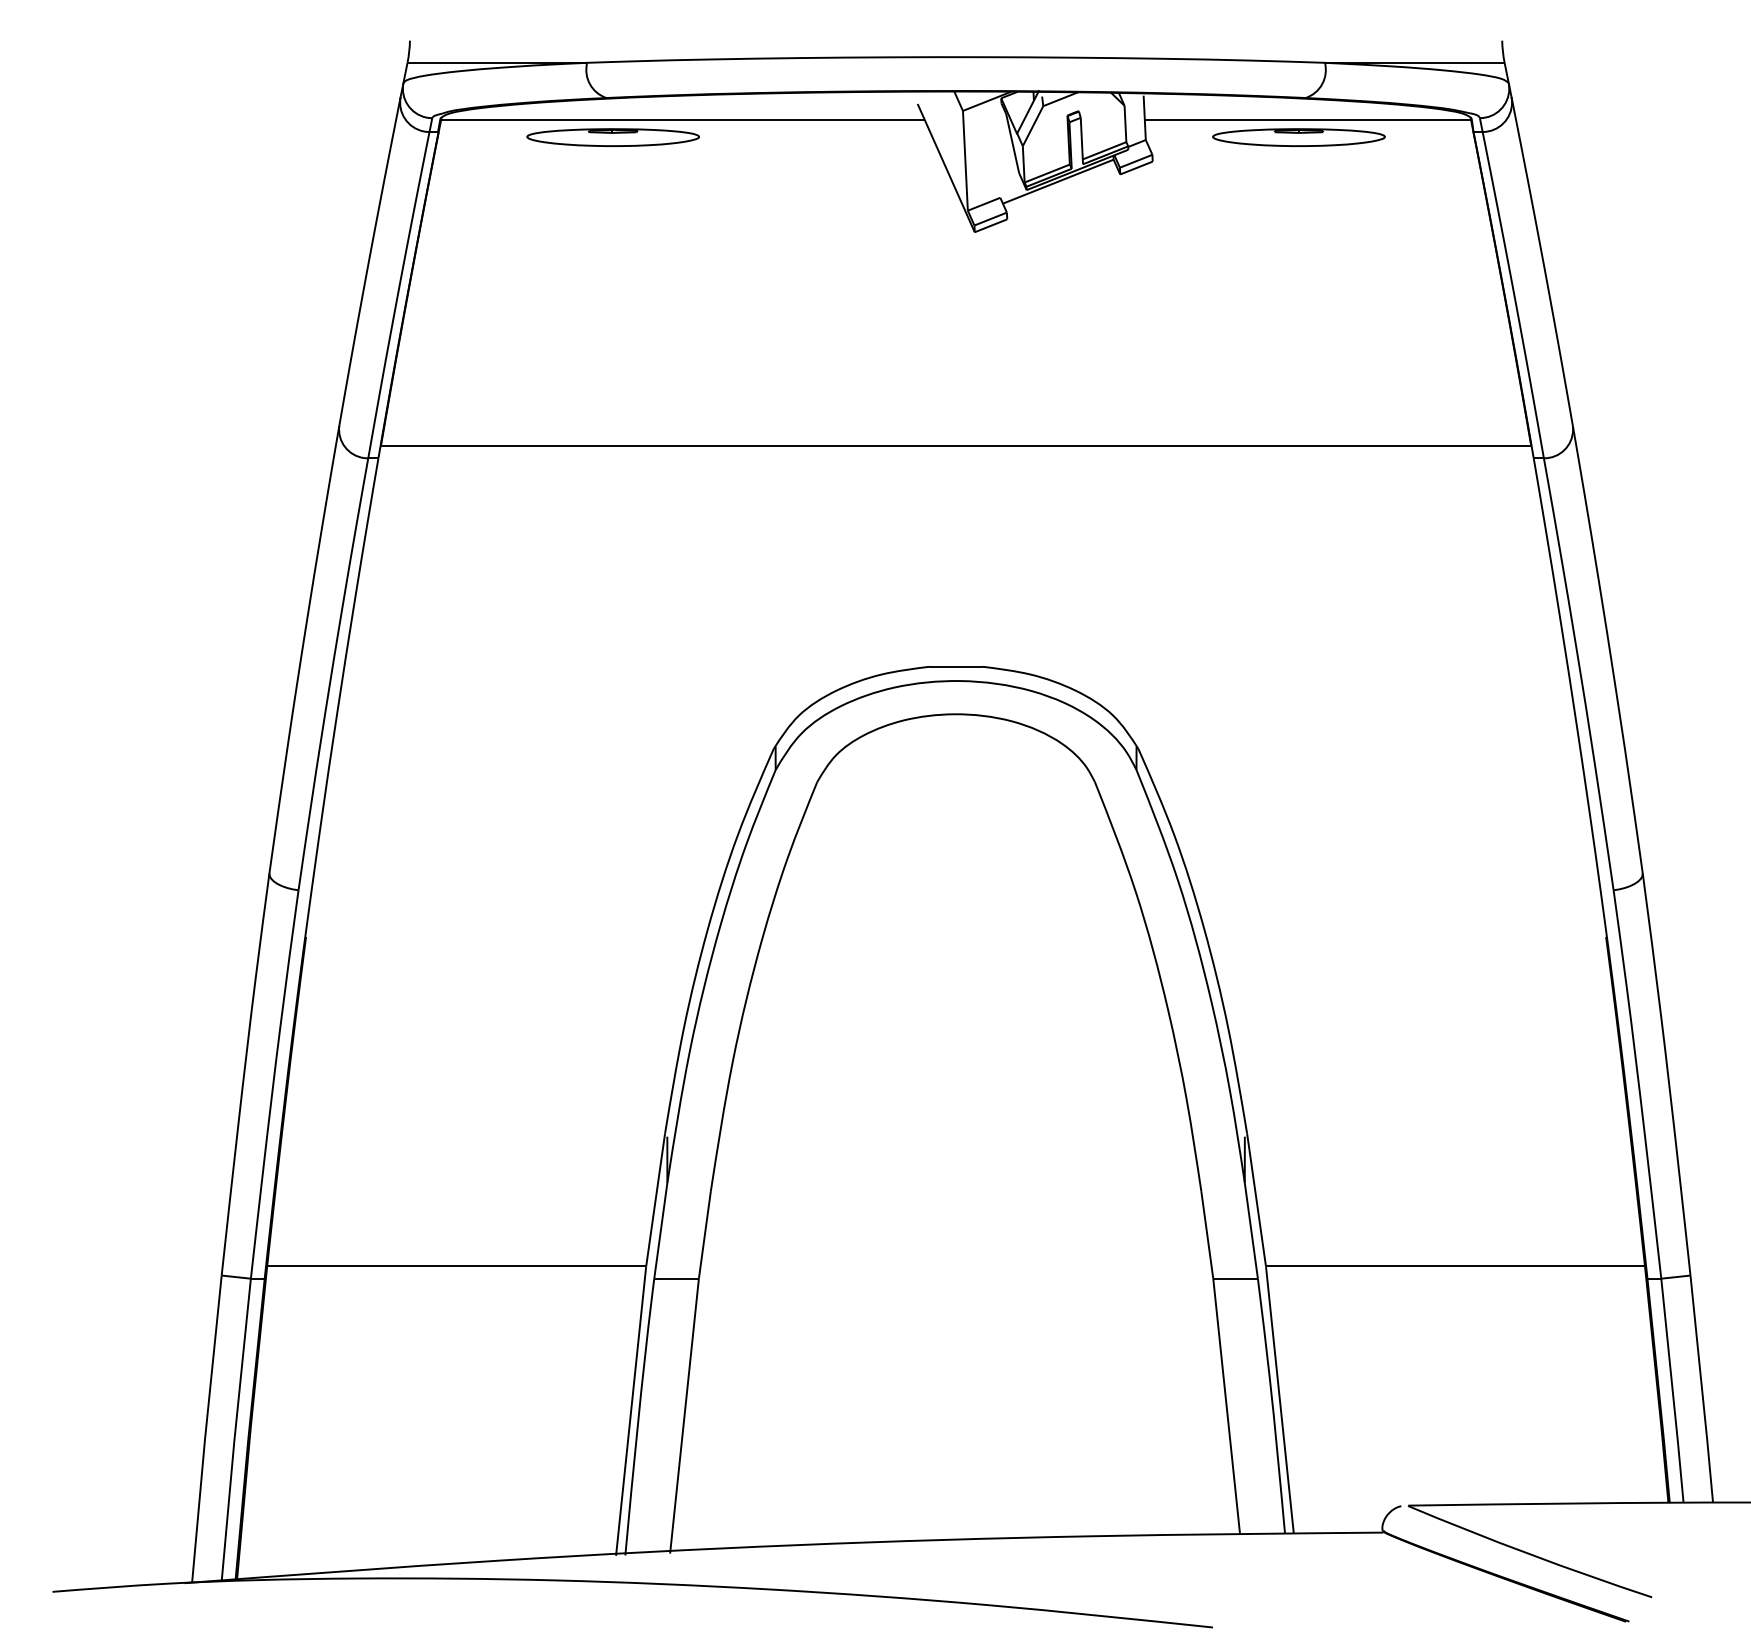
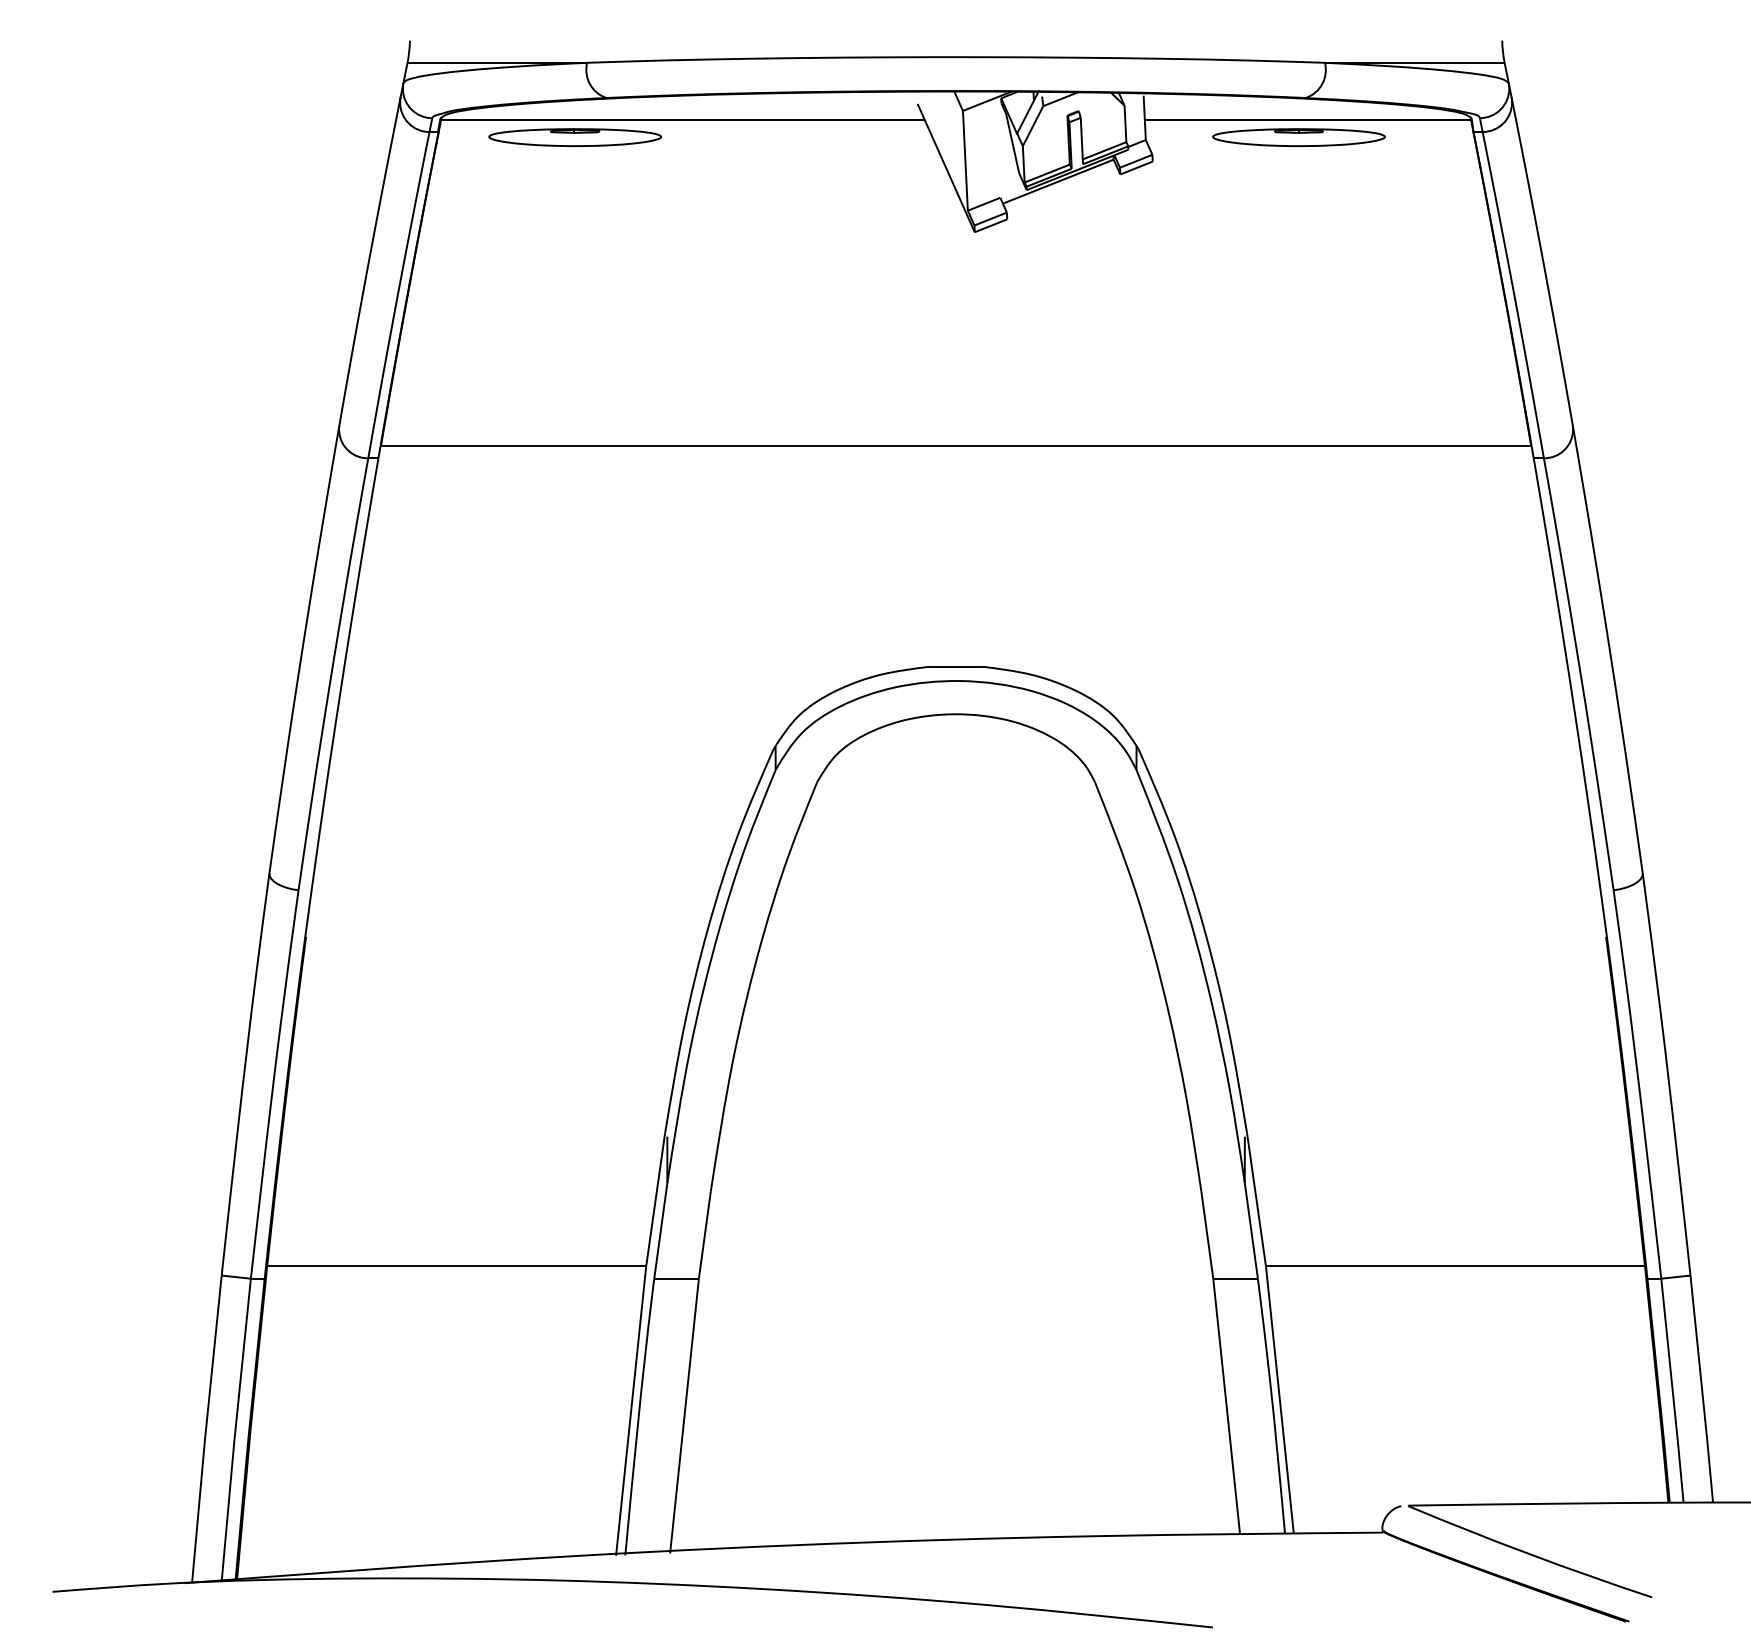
part position: (612, 137) -> (574, 137) (574, 137)
